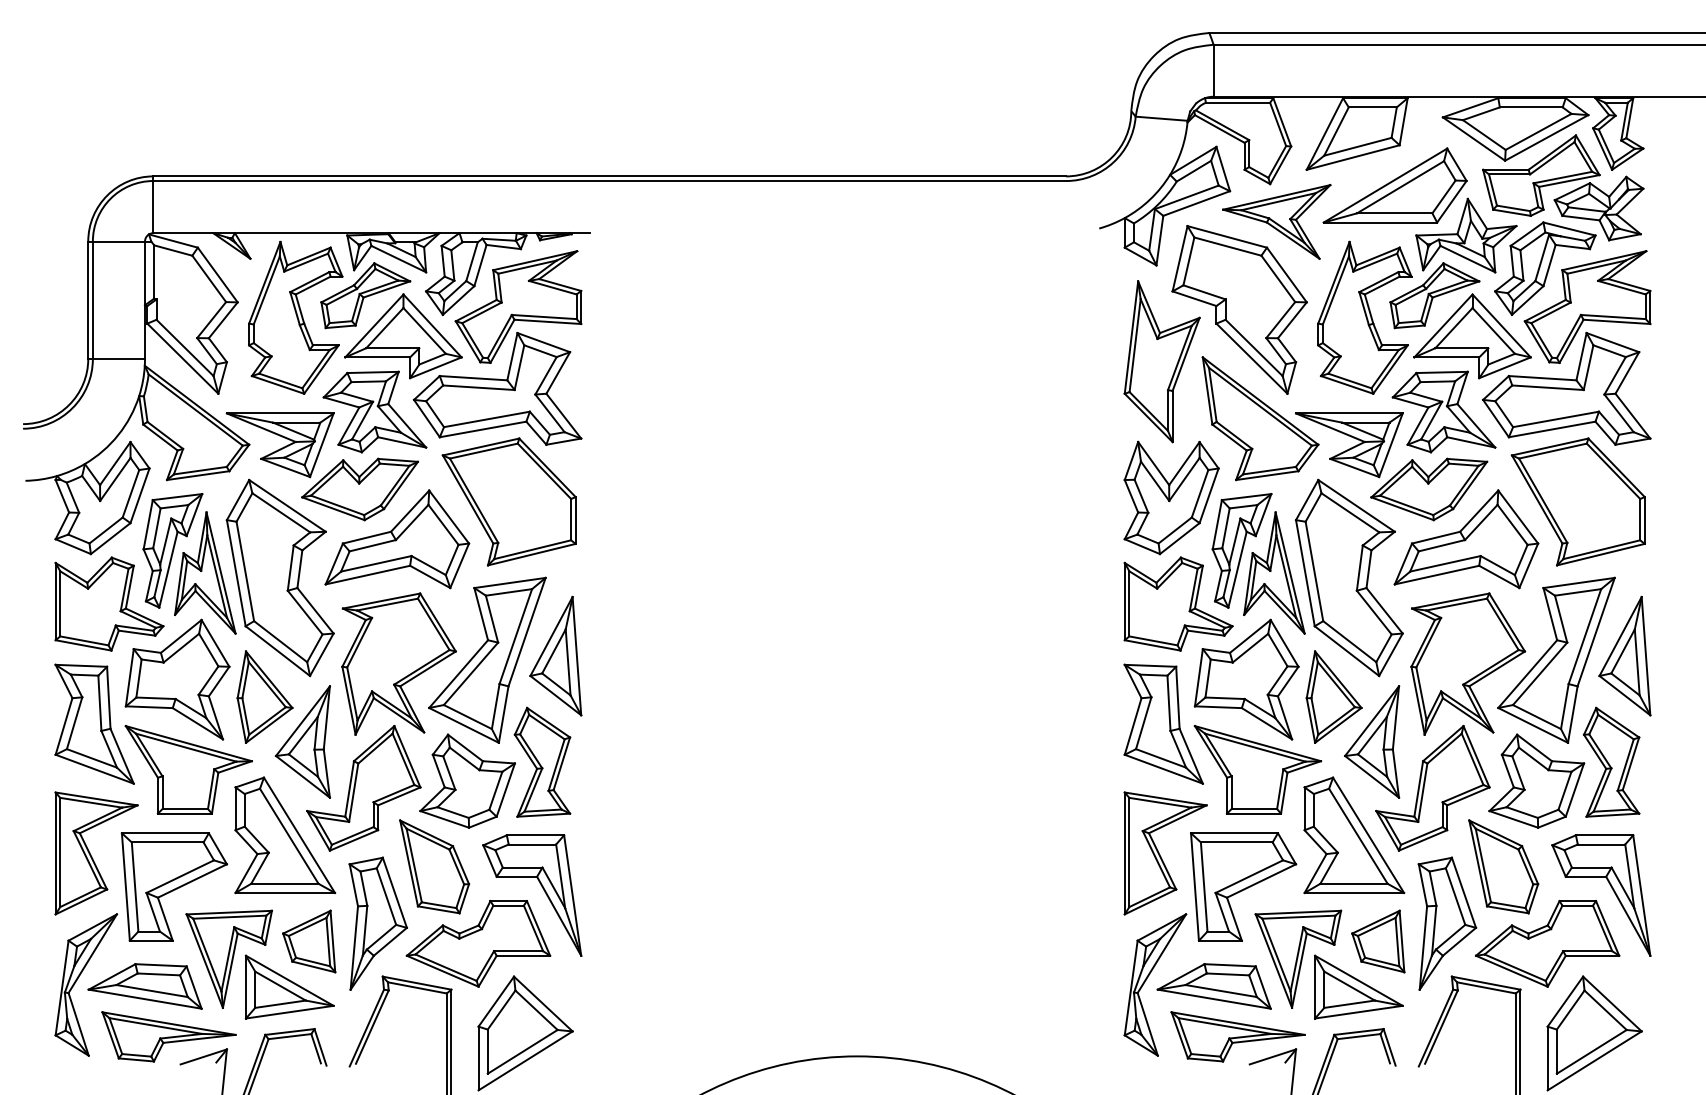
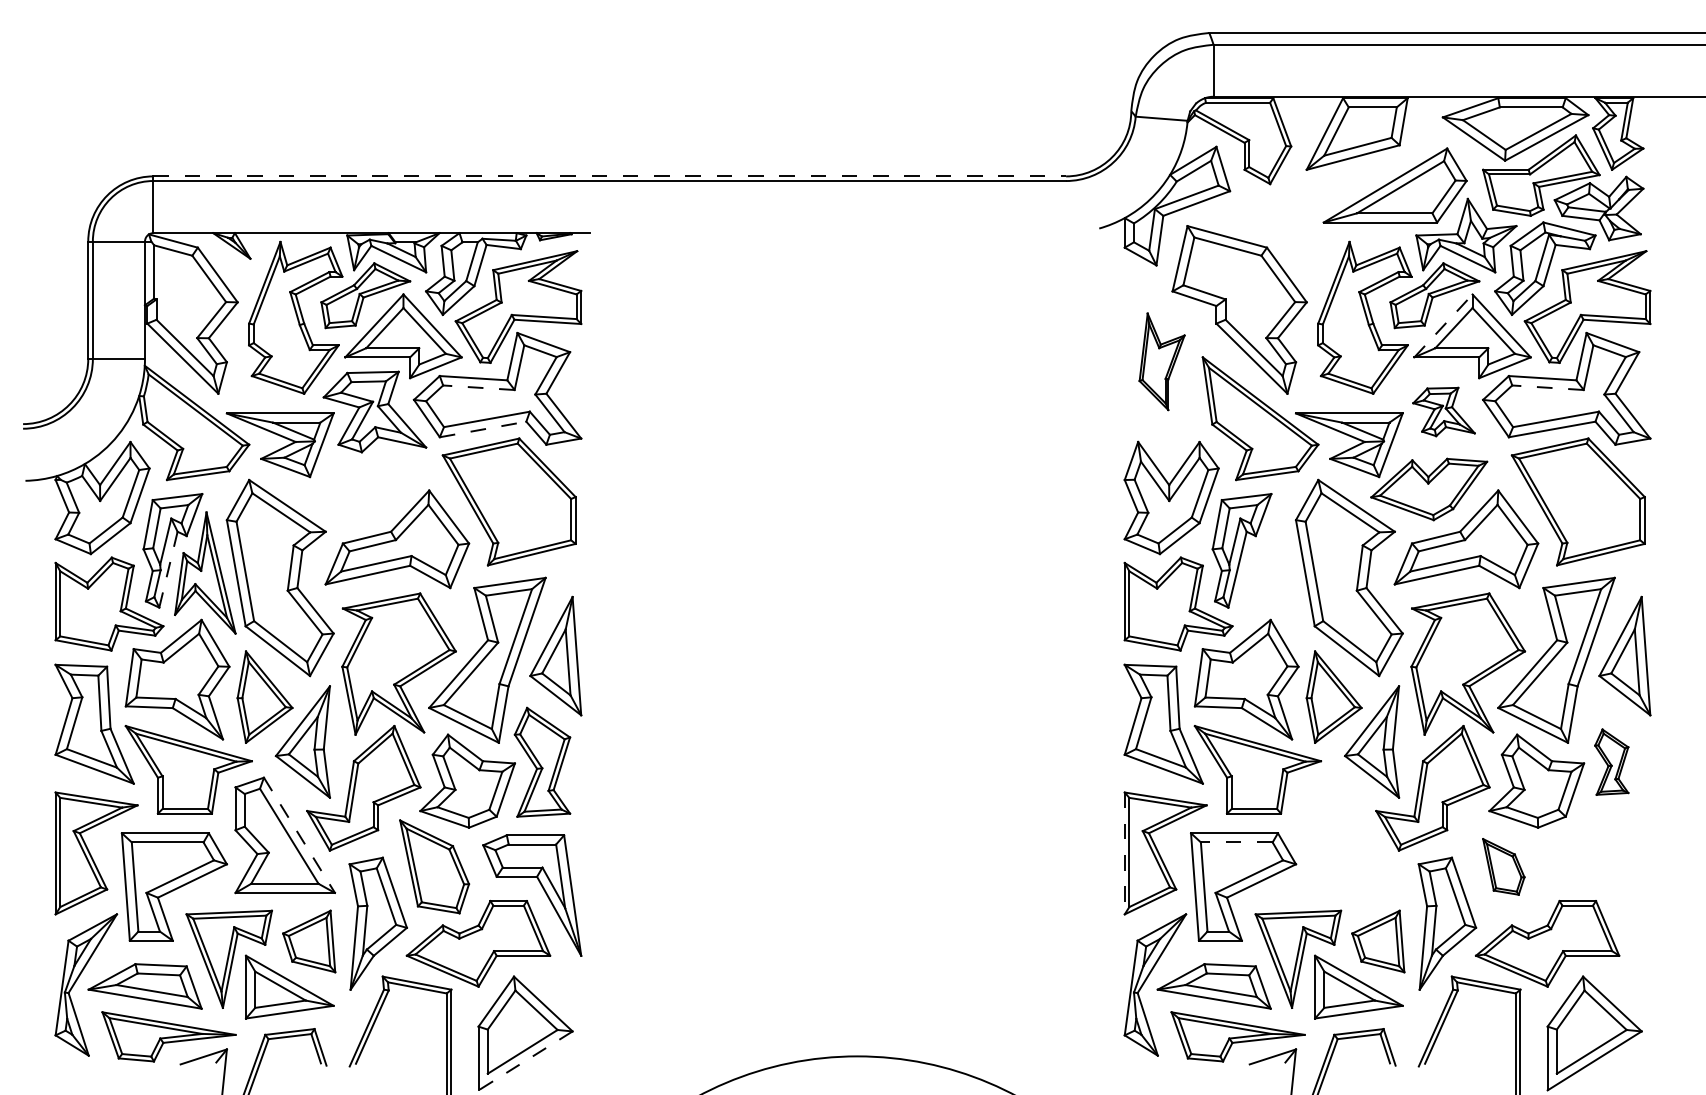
line: solid -> dashed (610, 176)
part: present -> none (1276, 221)
line: solid -> dashed (1443, 325)
part size: 78x164 px -> 48x100 px (1161, 361)
line: solid -> dashed (478, 387)
line: solid -> dashed (1548, 387)
part size: 106x84 px -> 64x52 px (1443, 411)
line: solid -> dashed (483, 429)
part: present -> none (359, 489)
line: solid -> dashed (168, 569)
part: present -> none (1274, 572)
part size: 58x112 px -> 36x68 px (1611, 761)
line: solid -> dashed (299, 835)
part: present -> none (1354, 835)
line: solid -> dashed (1236, 842)
line: solid -> dashed (1124, 853)
part size: 72x96 px -> 44x58 px (1503, 866)
part: present -> none (1612, 890)
line: solid -> dashed (525, 1061)
